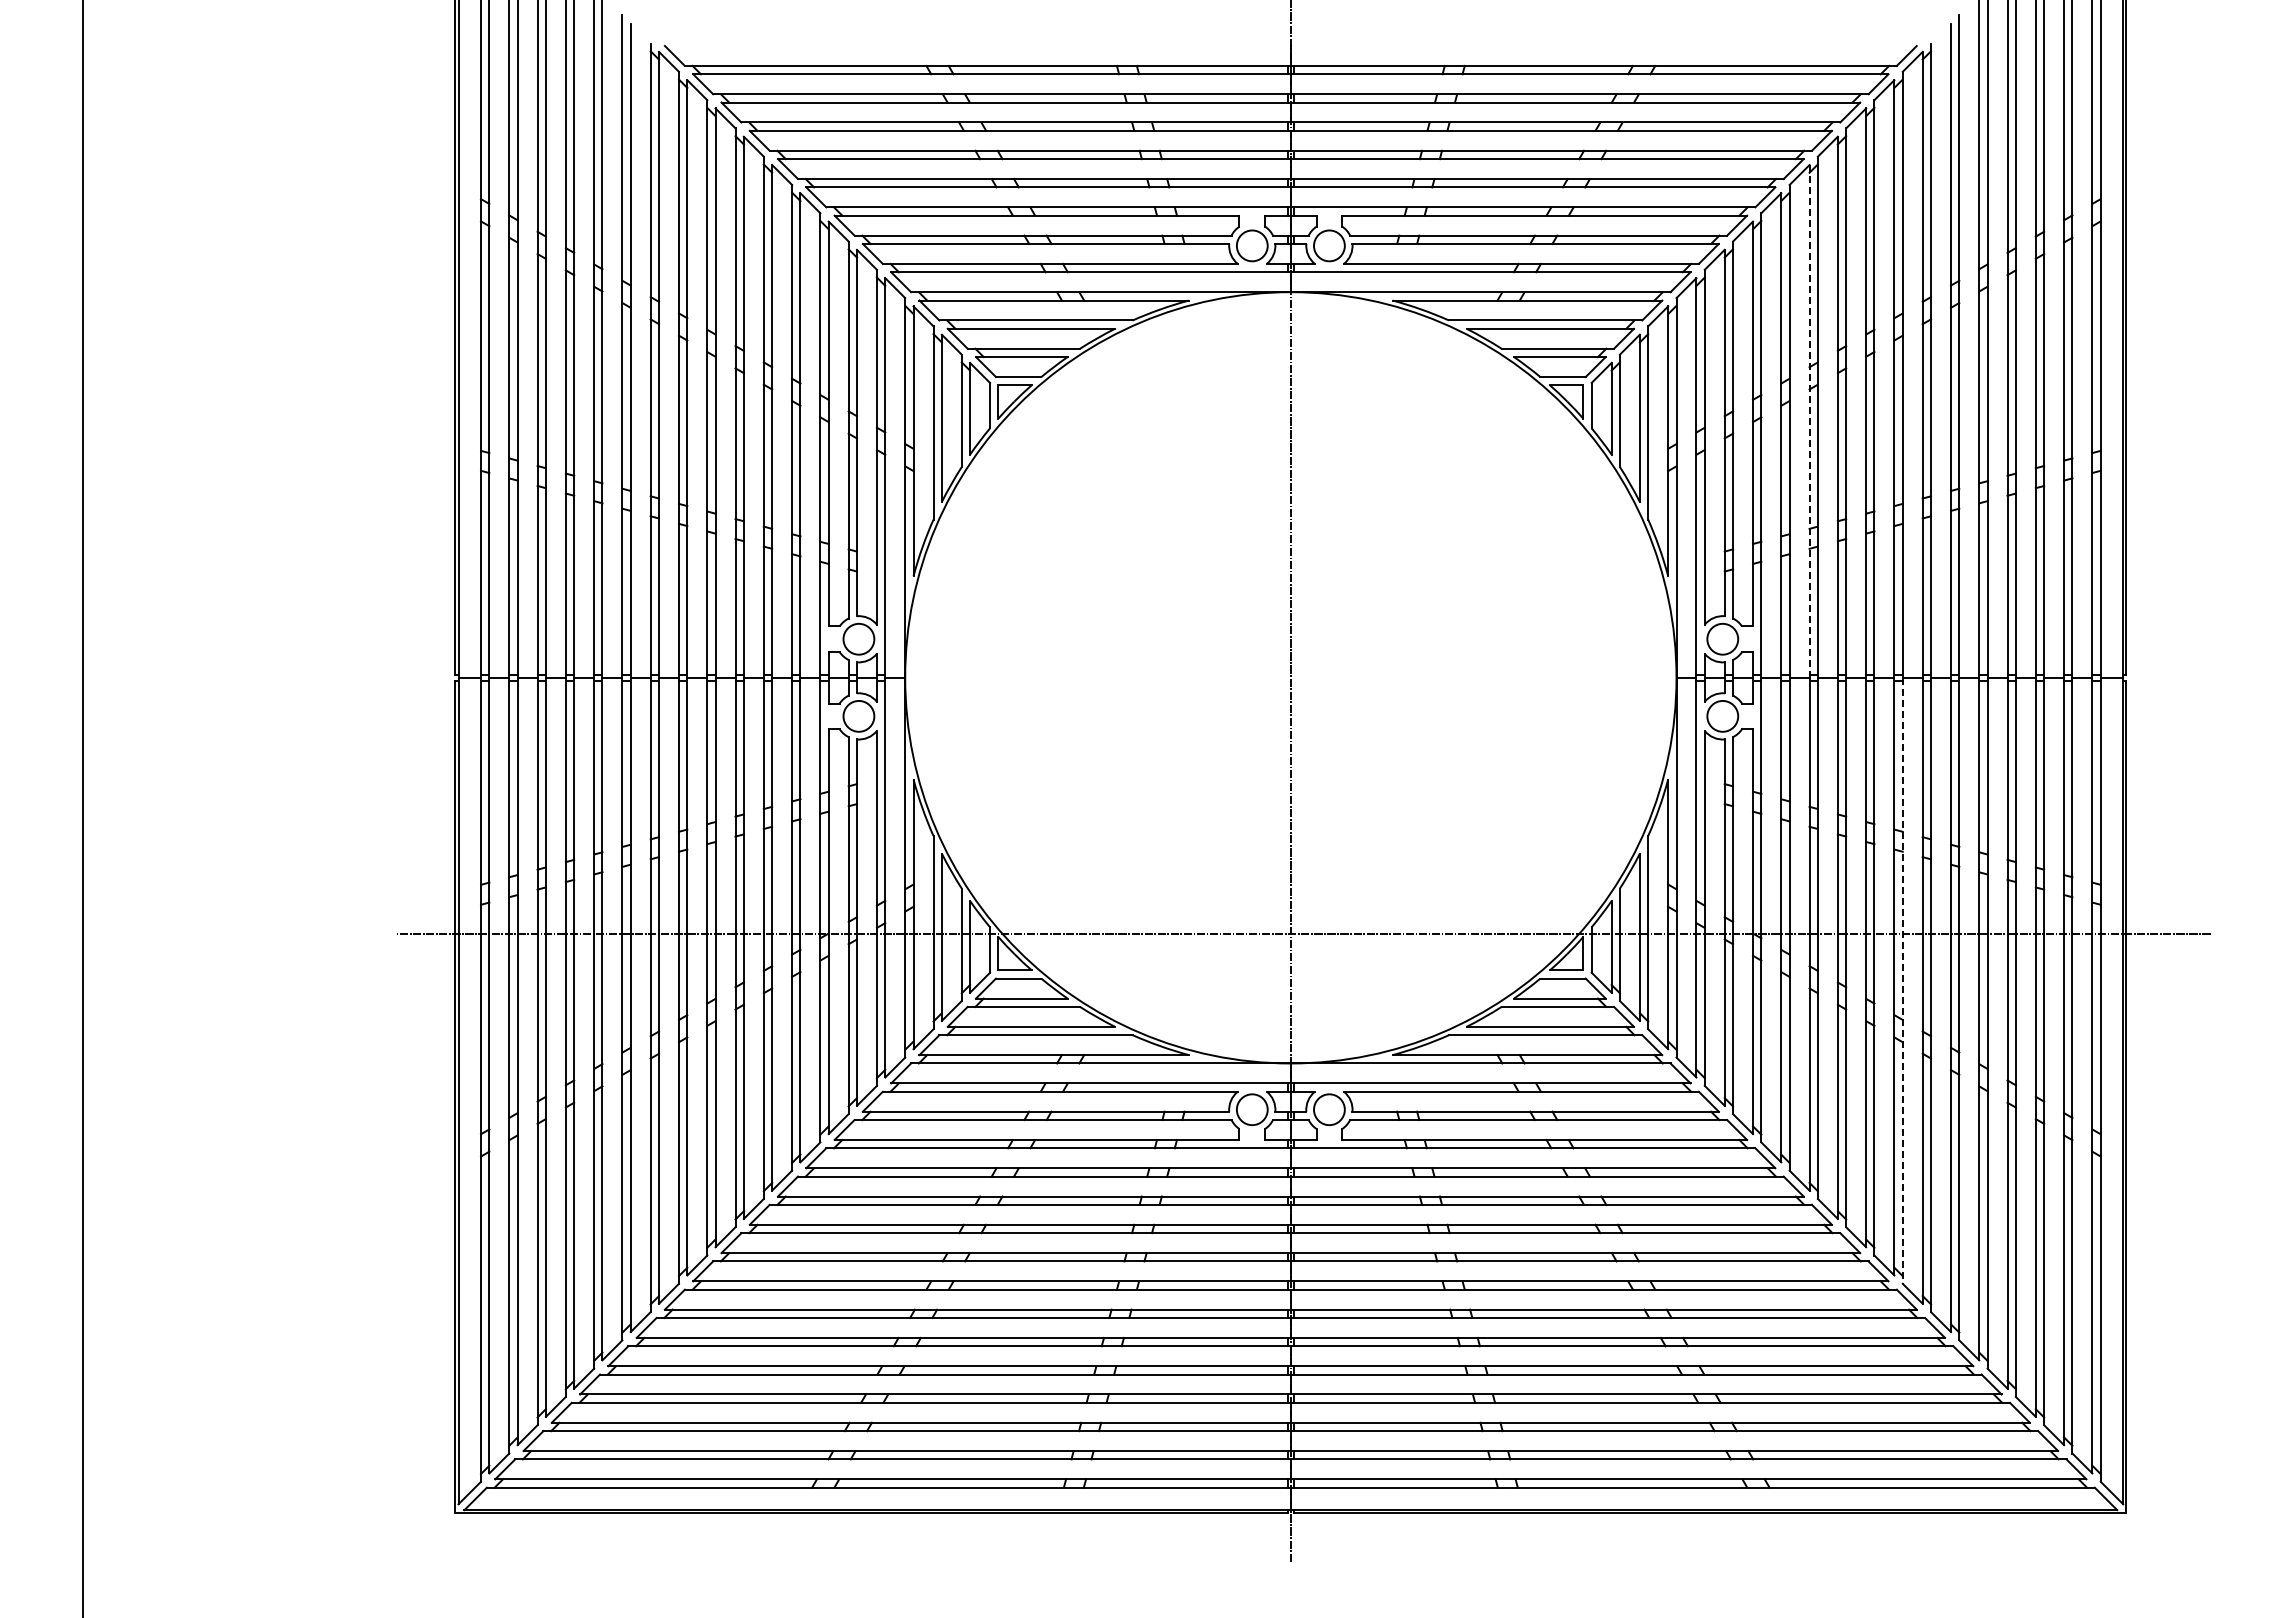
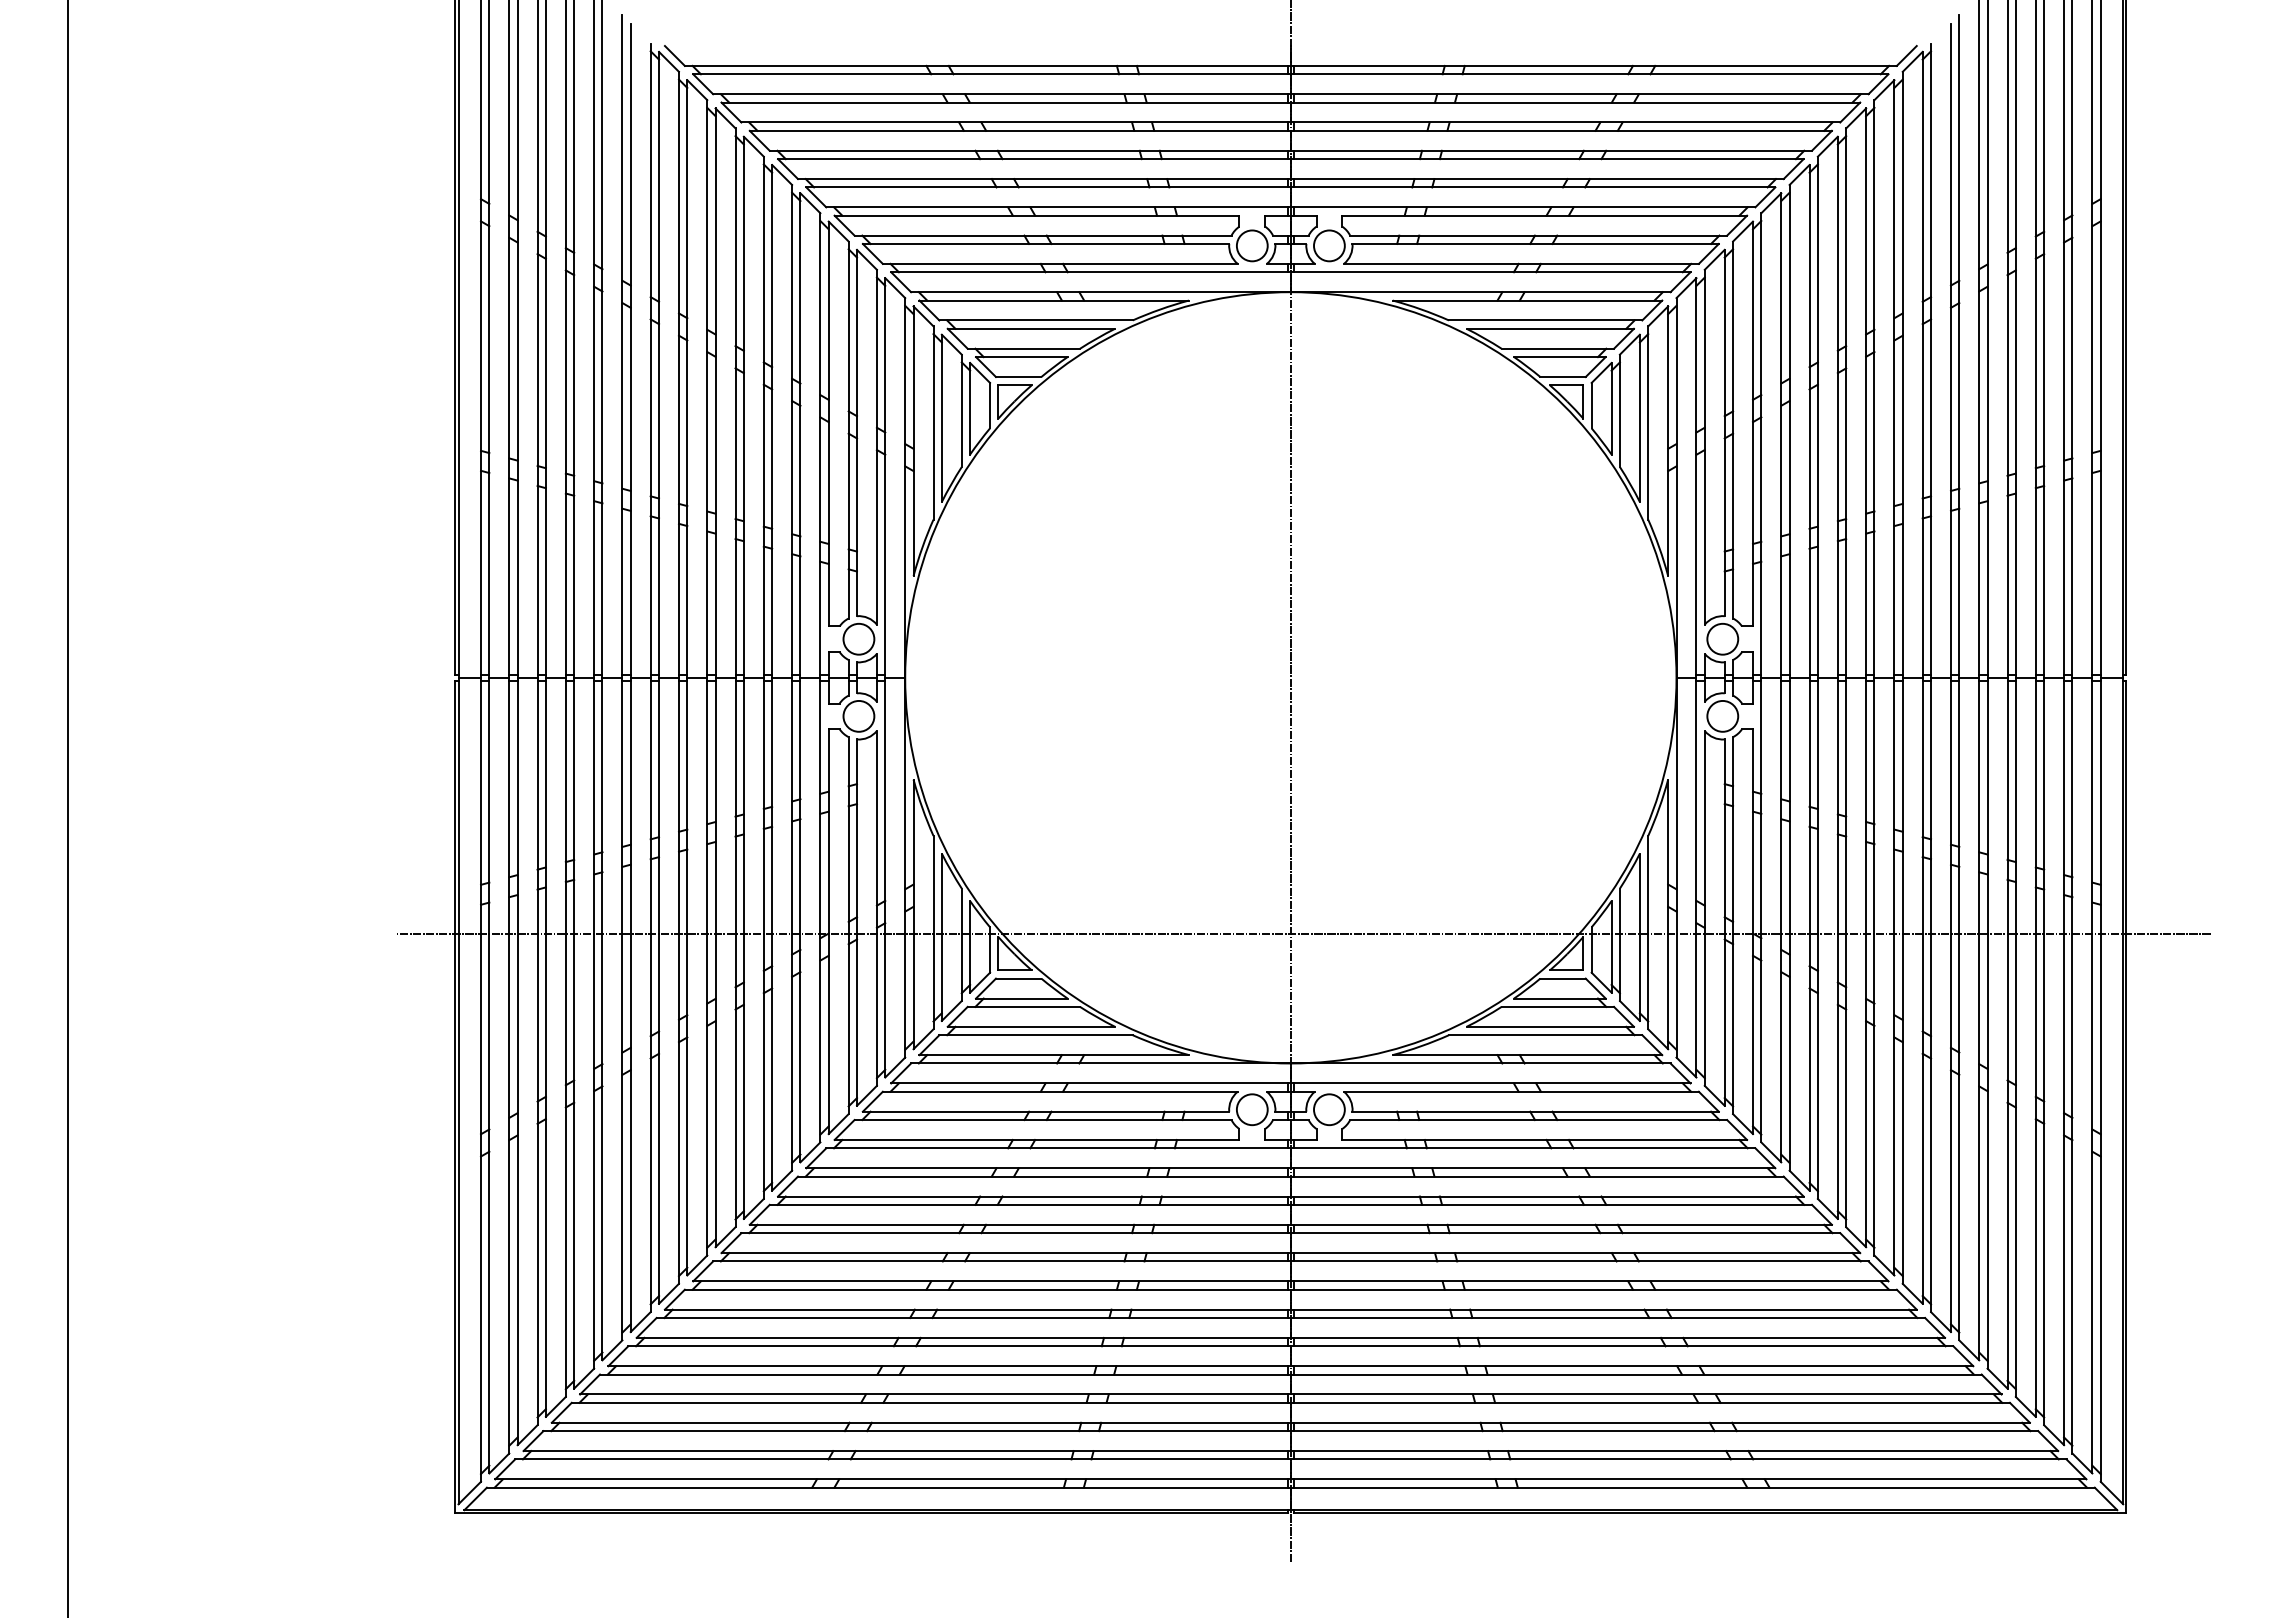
line: dashed -> solid (1809, 420)
line position: (83, 808) -> (68, 808) (68, 808)
line: dashed -> solid (1902, 980)
